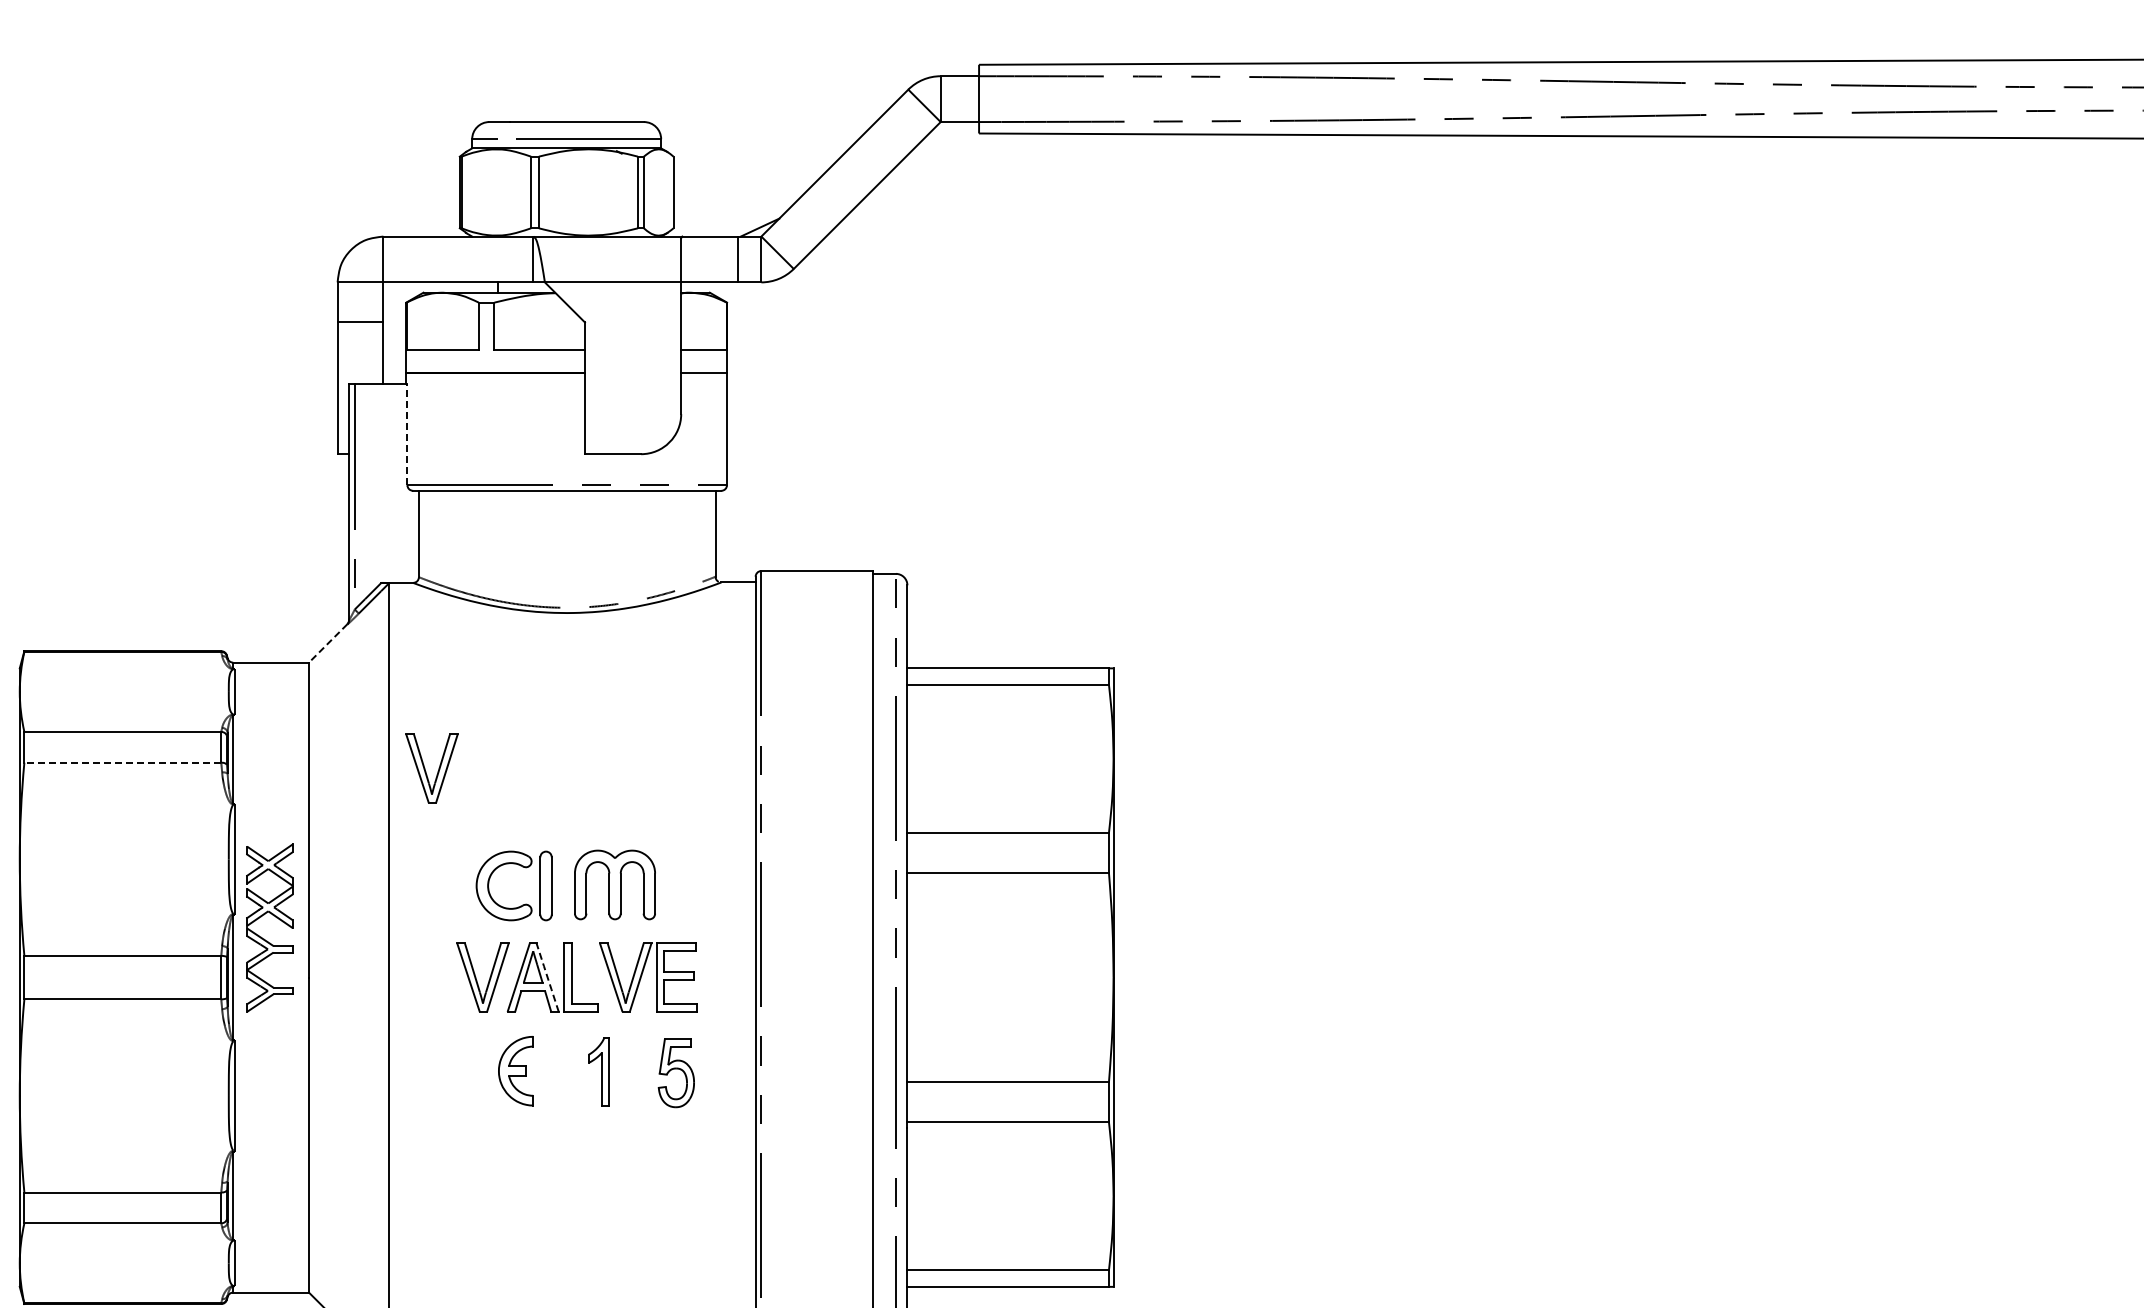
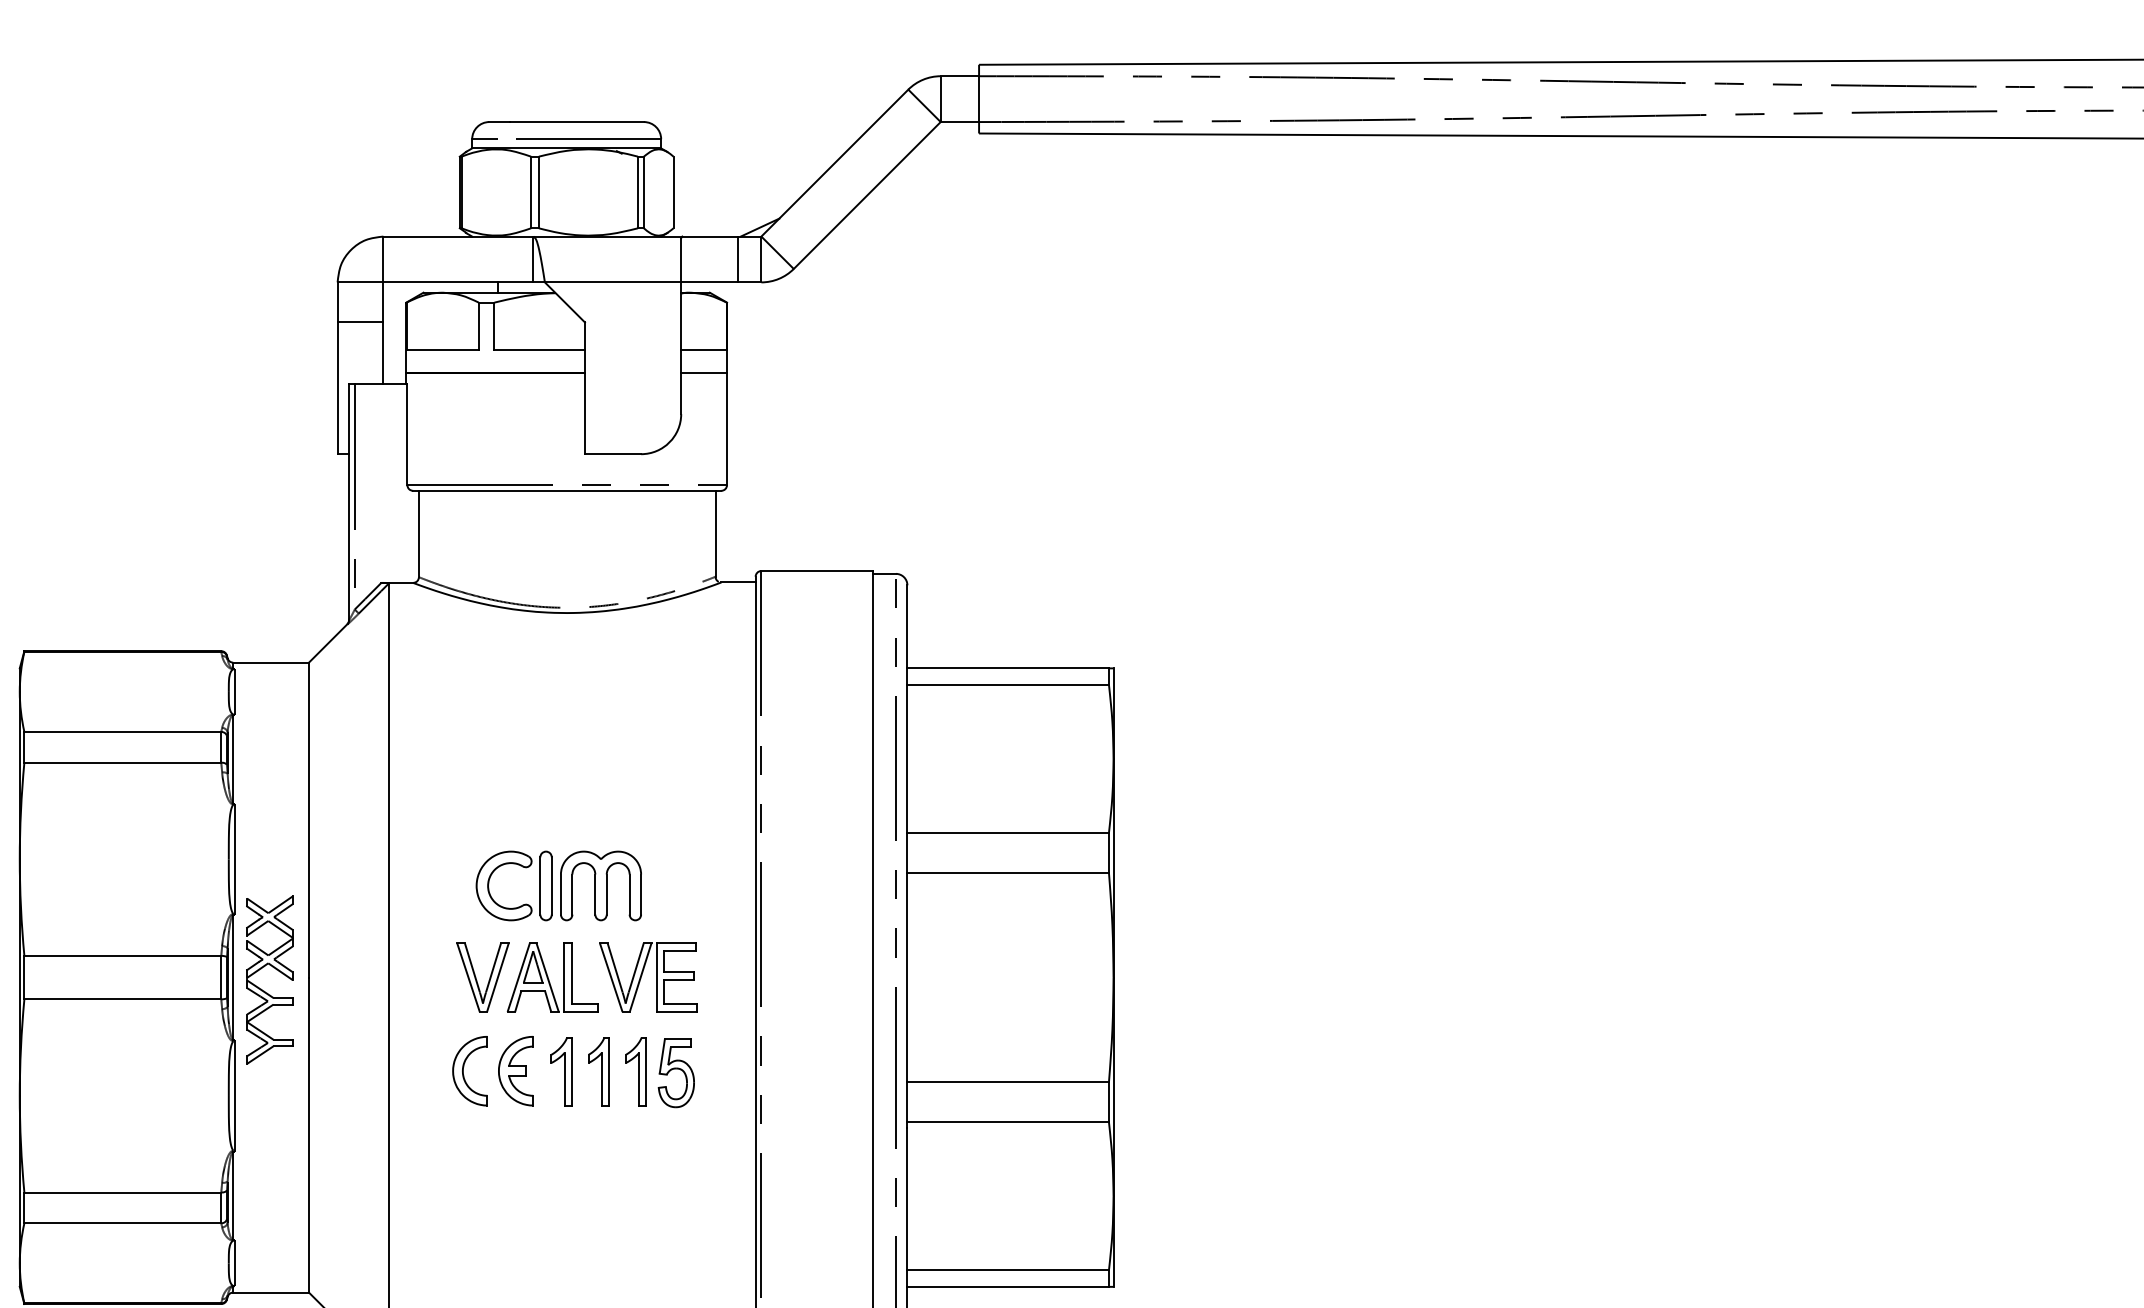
line: dashed -> solid (407, 434)
line: dashed -> solid (327, 643)
line: dashed -> solid (122, 762)
part: present -> none (431, 768)
part position: (614, 884) -> (600, 885) (600, 885)
part position: (276, 918) -> (276, 970) (276, 970)
line: dashed -> solid (547, 977)
part: none -> present (469, 1071)
part: none -> present (561, 1071)
part: none -> present (635, 1071)
